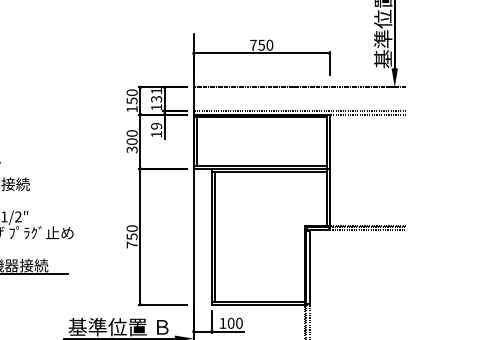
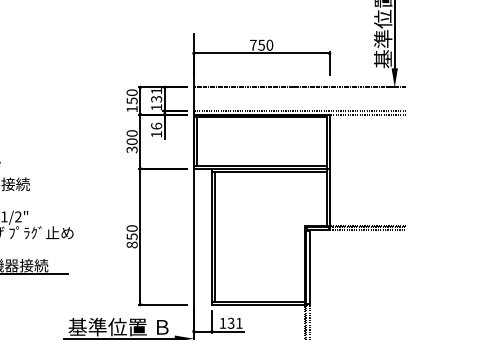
text: 19 -> 16 (156, 125)
text: 750 -> 850 (131, 244)
text: 100 -> 131 (234, 322)
